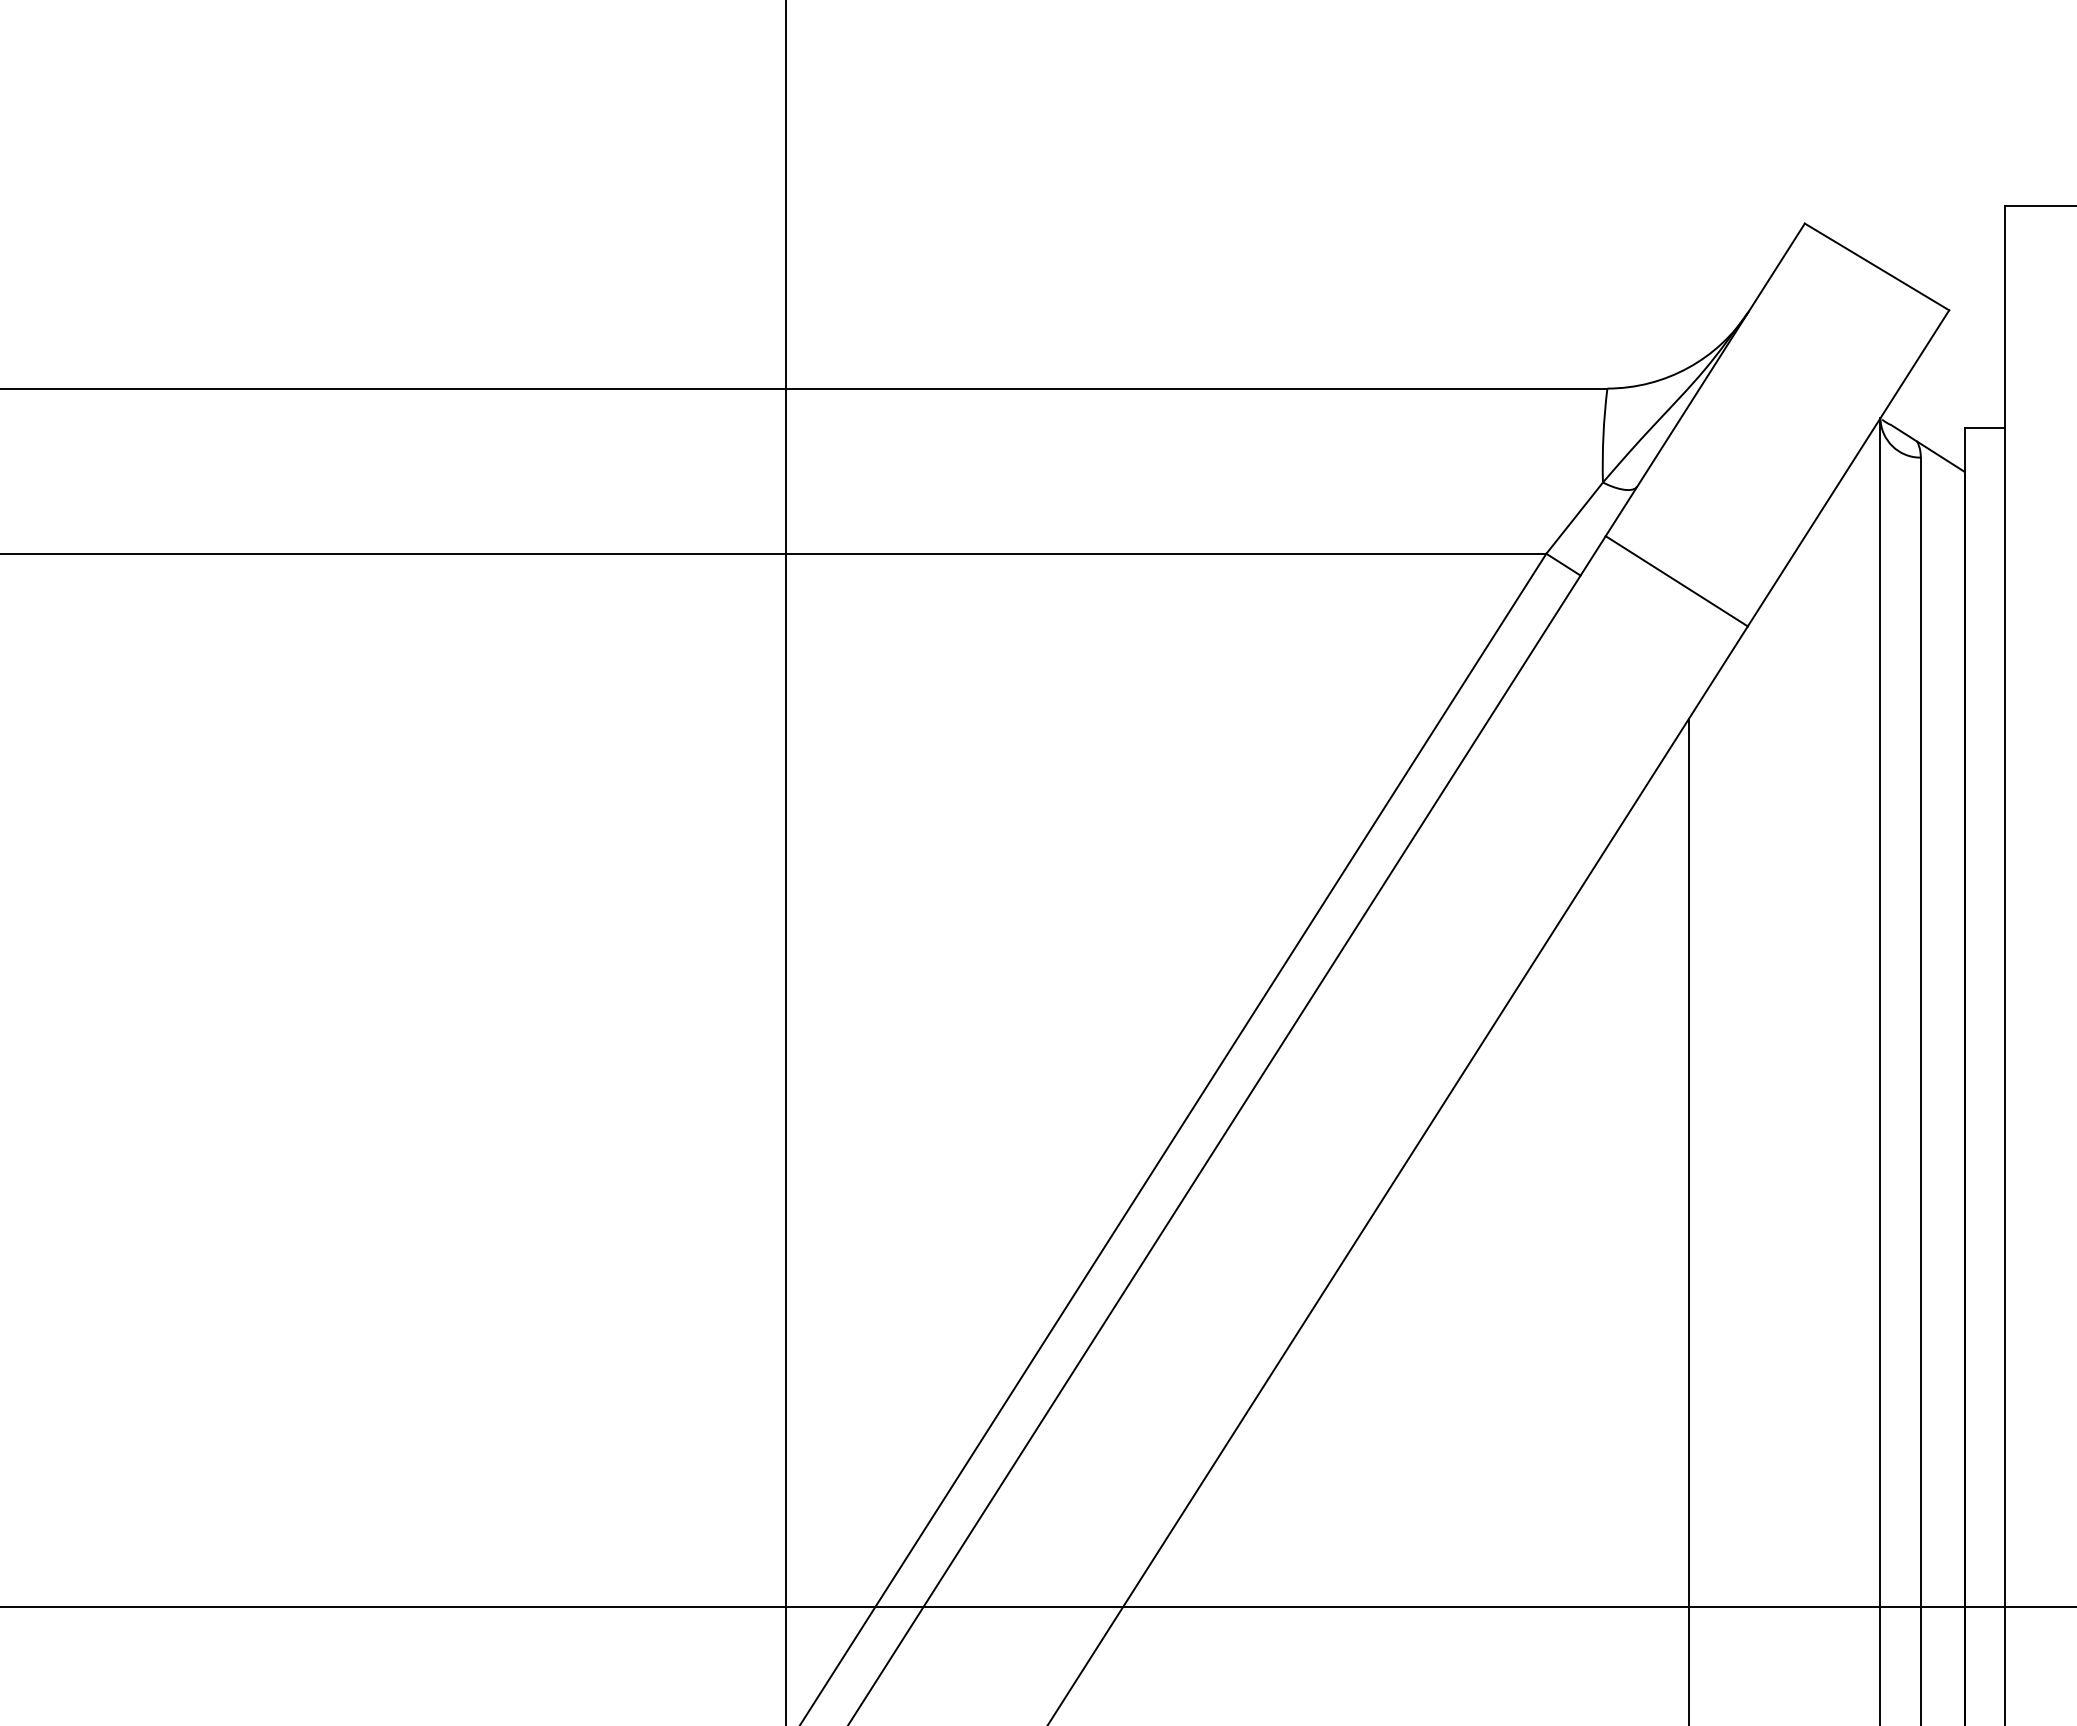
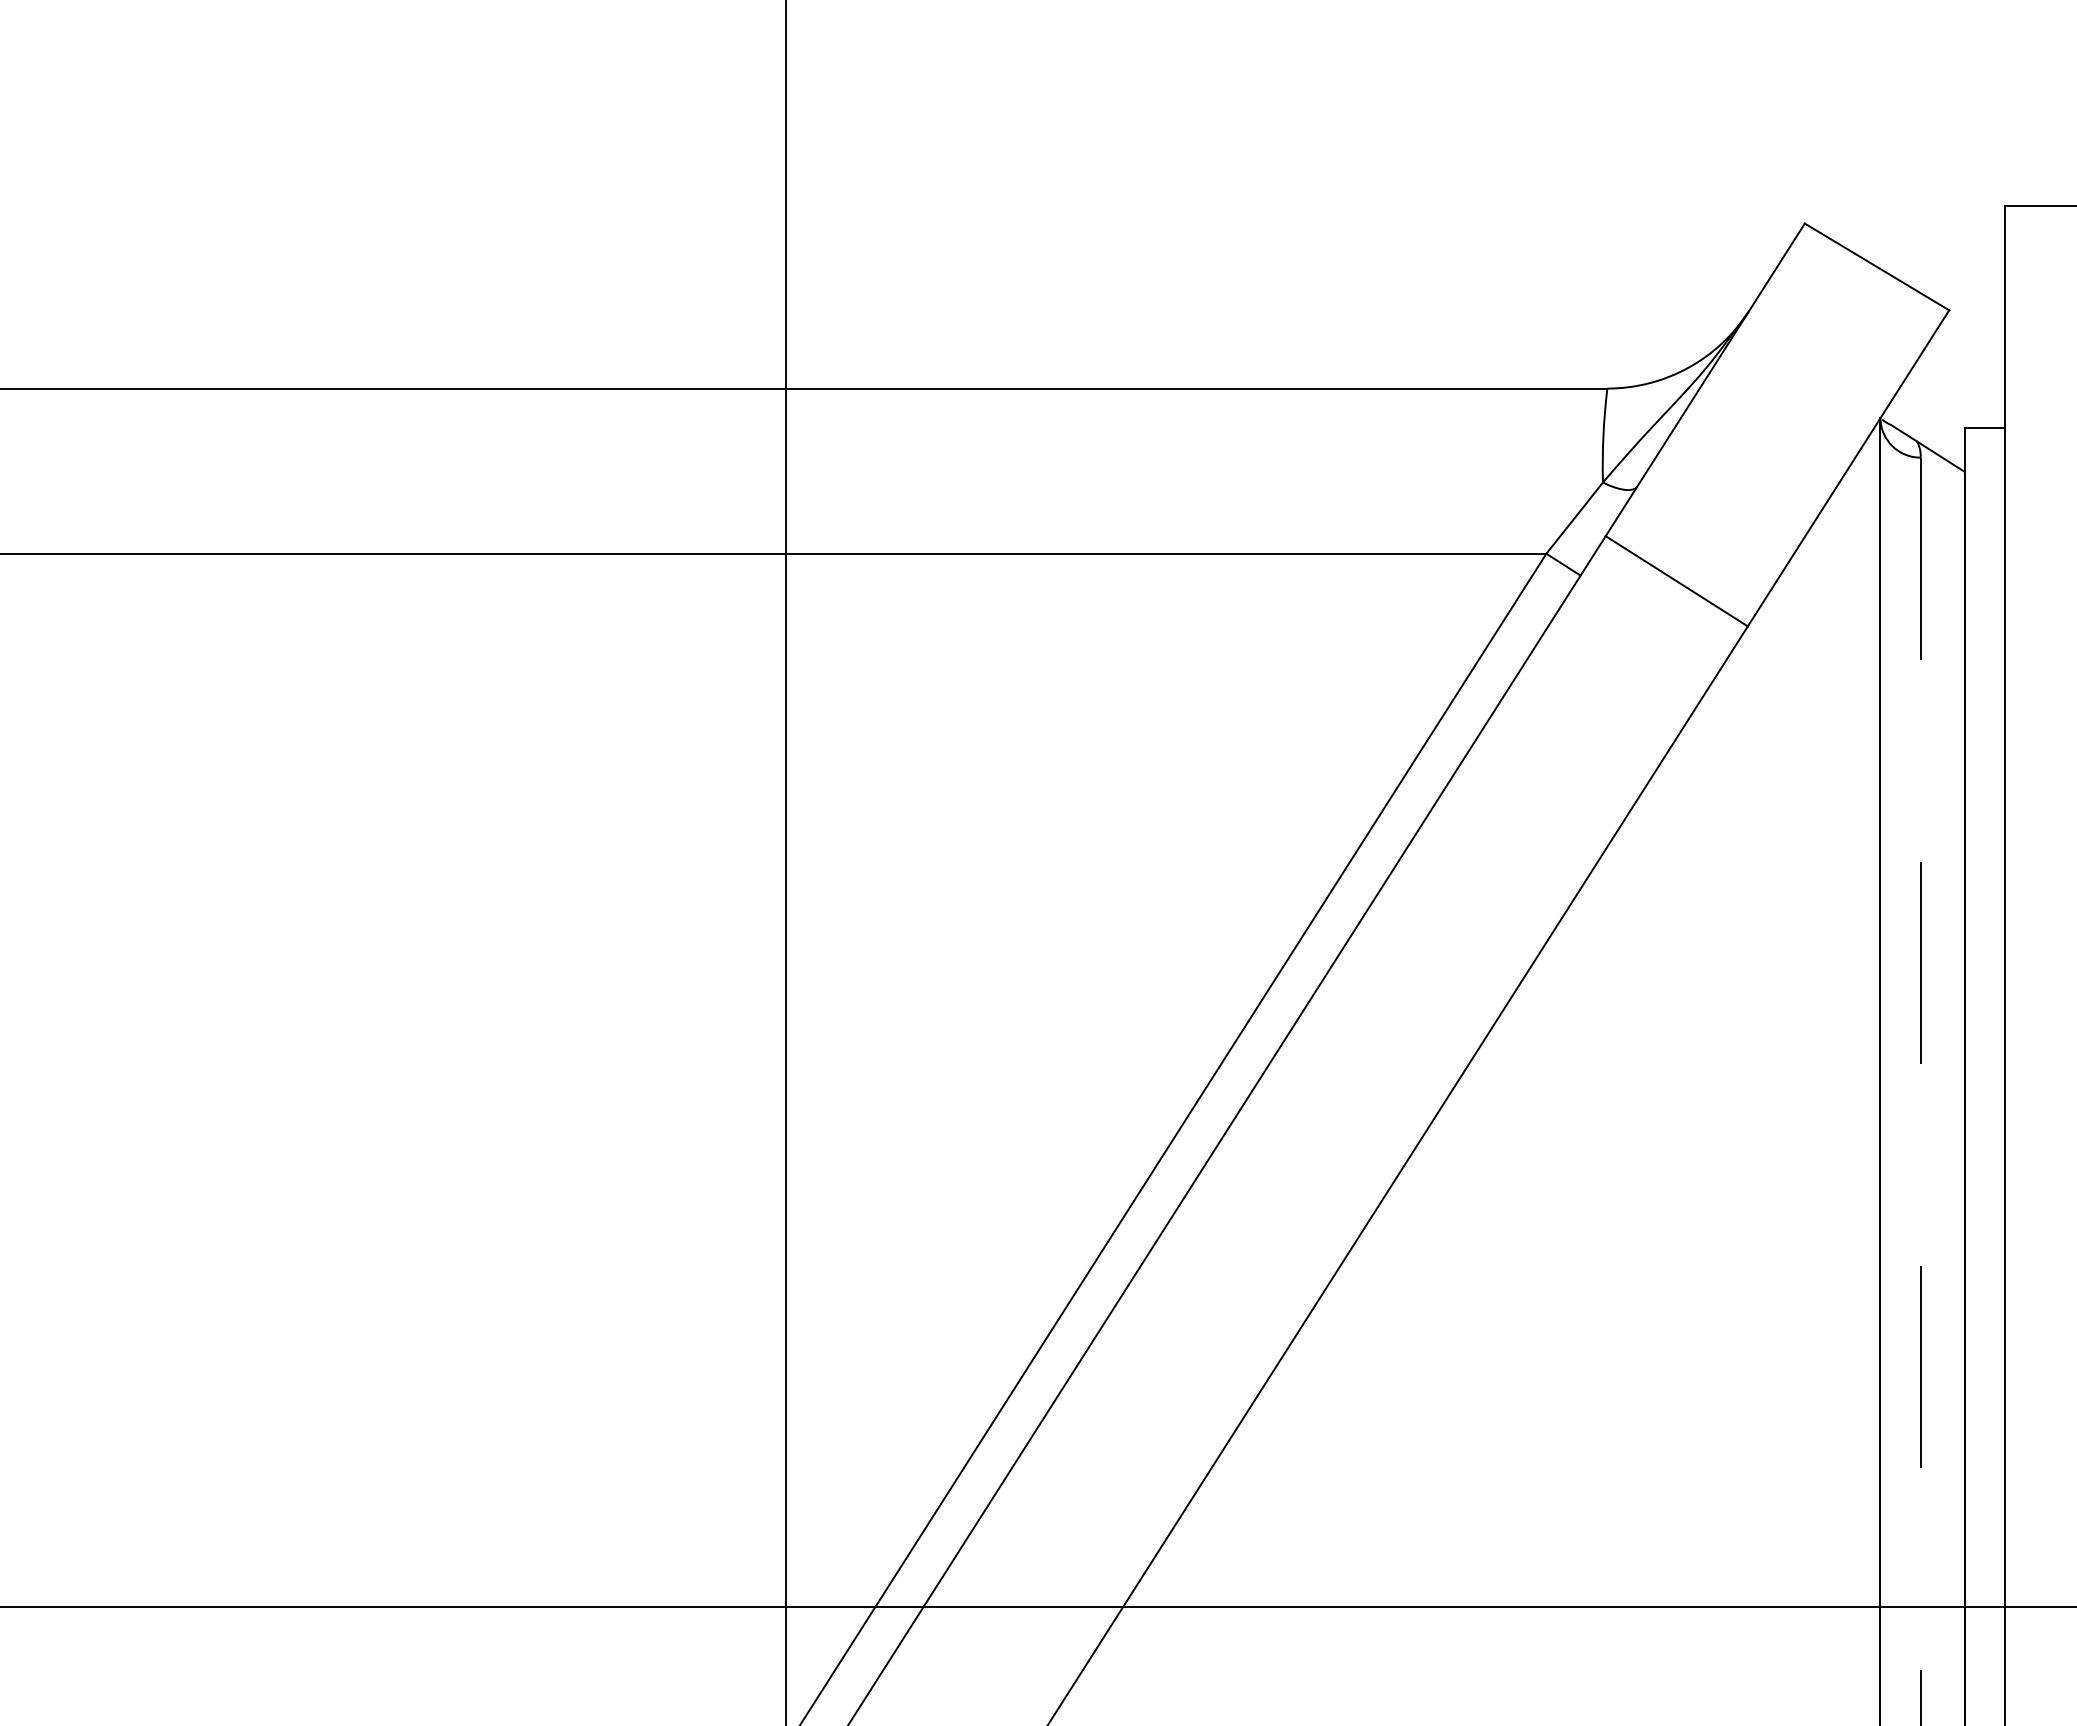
line: solid -> dashed (1920, 1091)
line: present -> none (1688, 1220)
